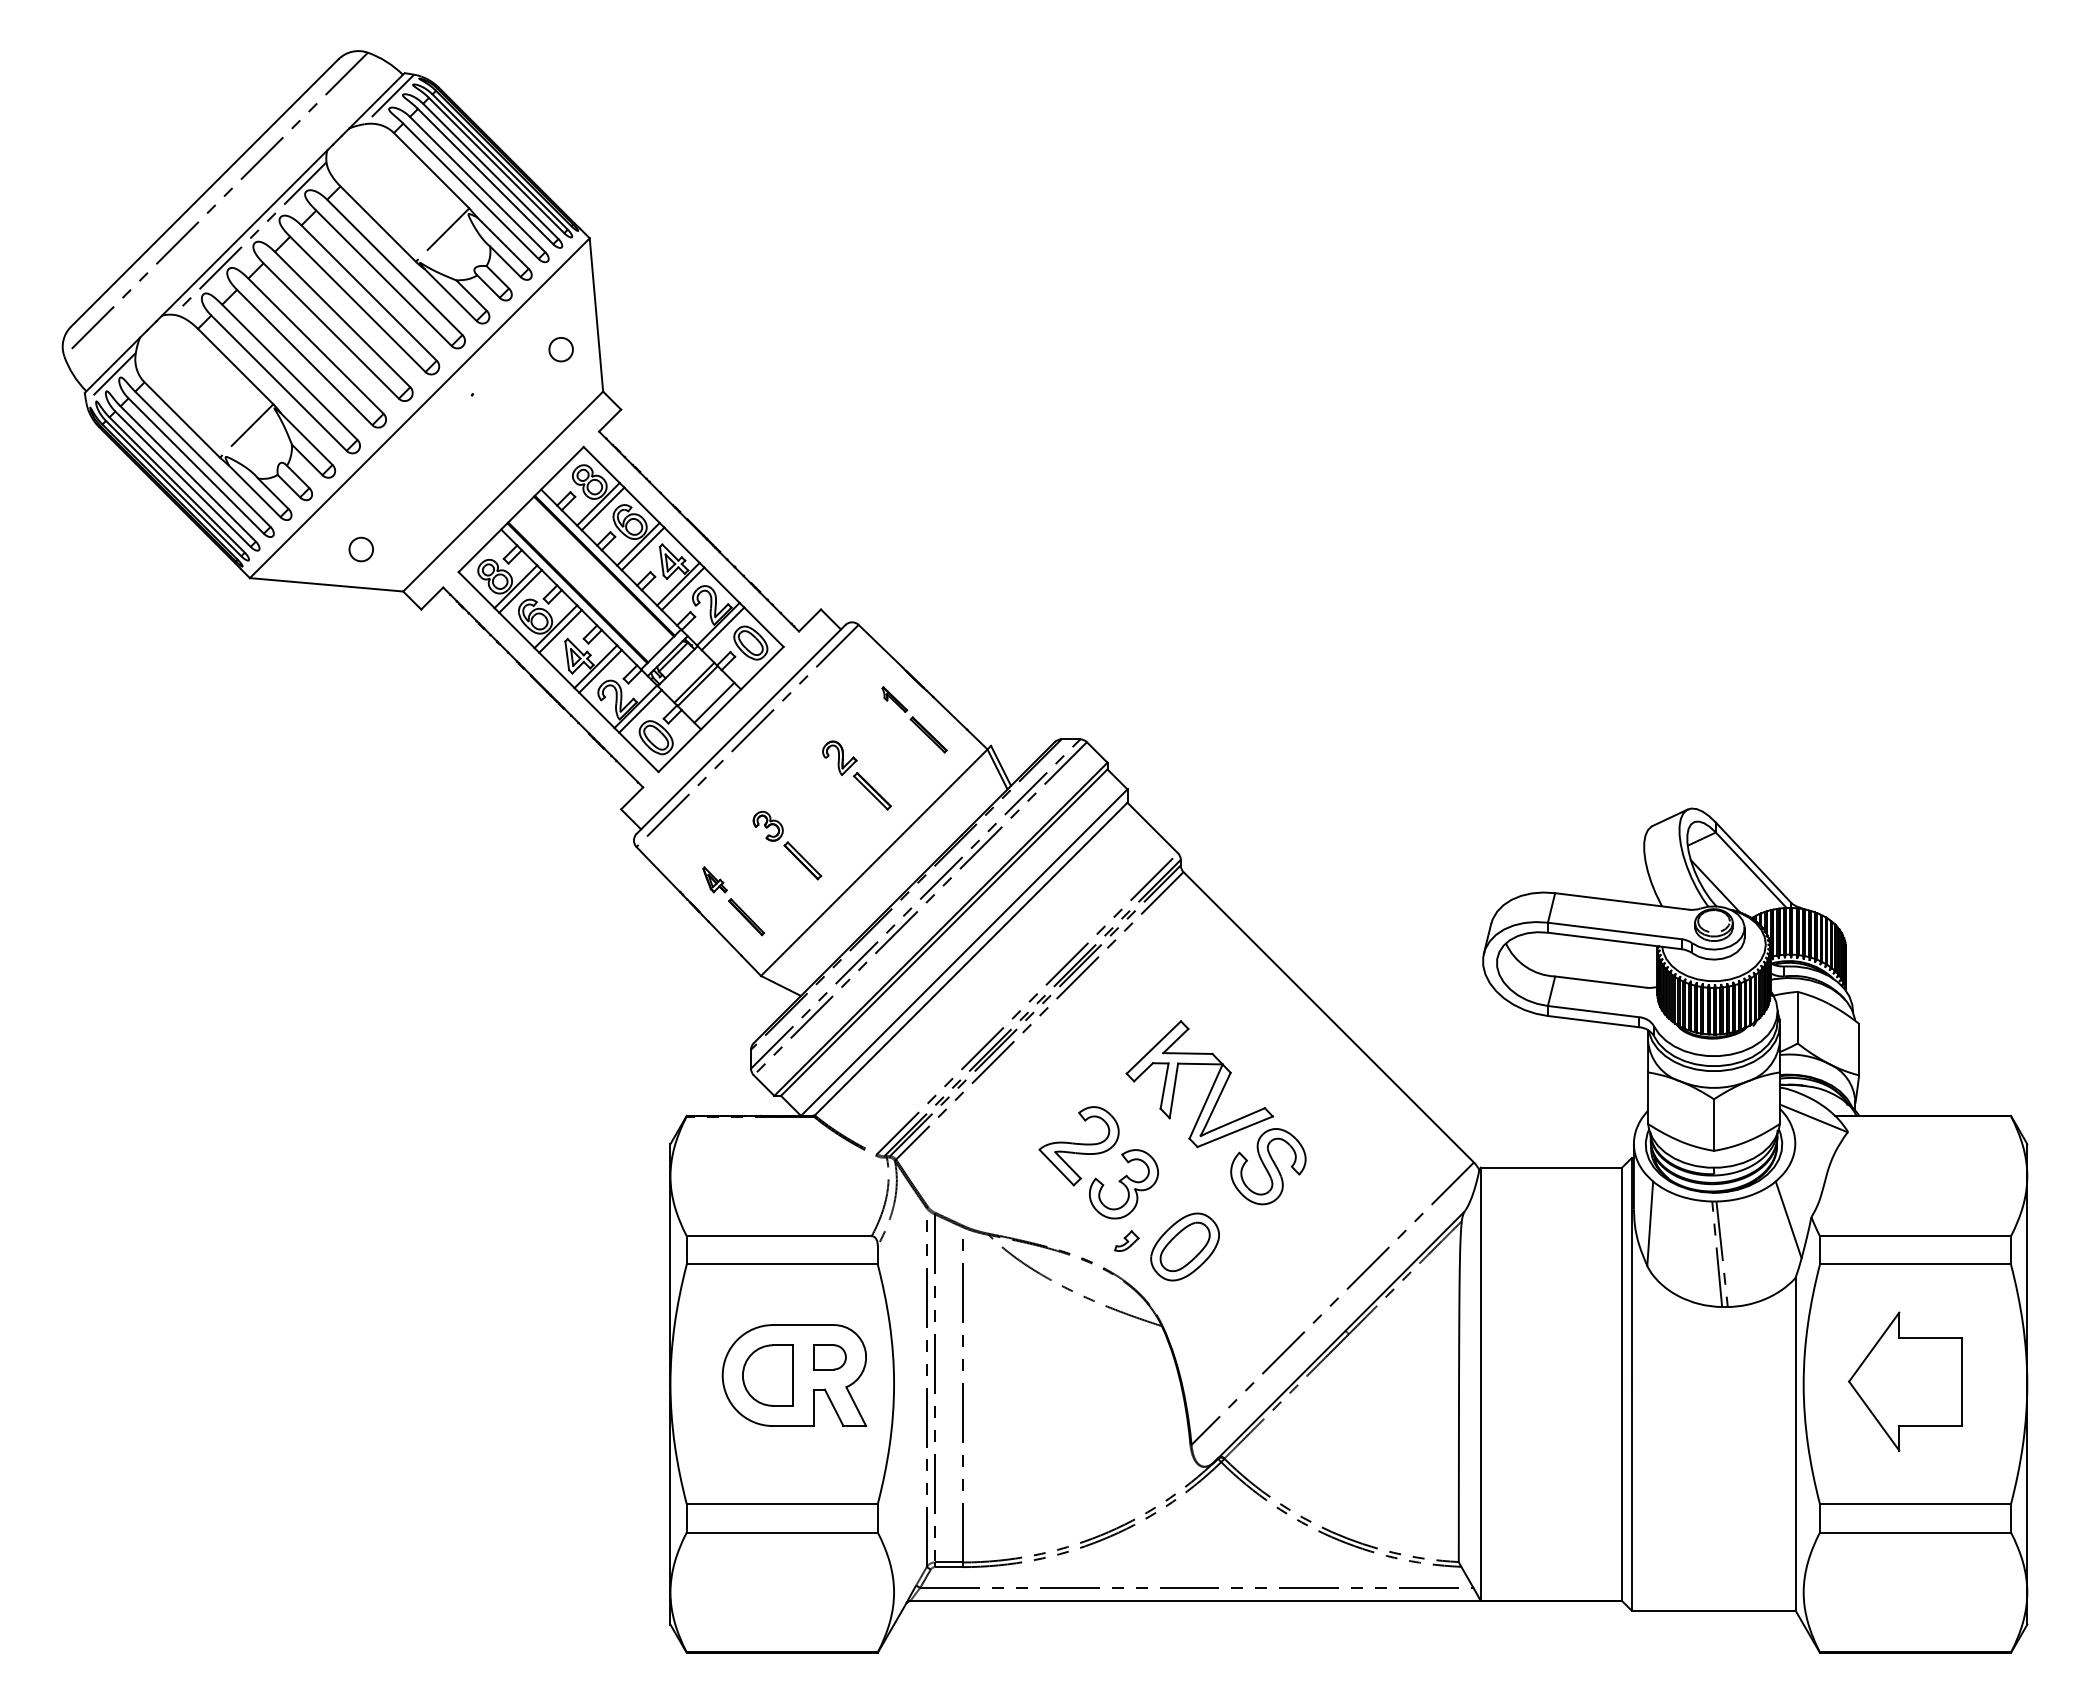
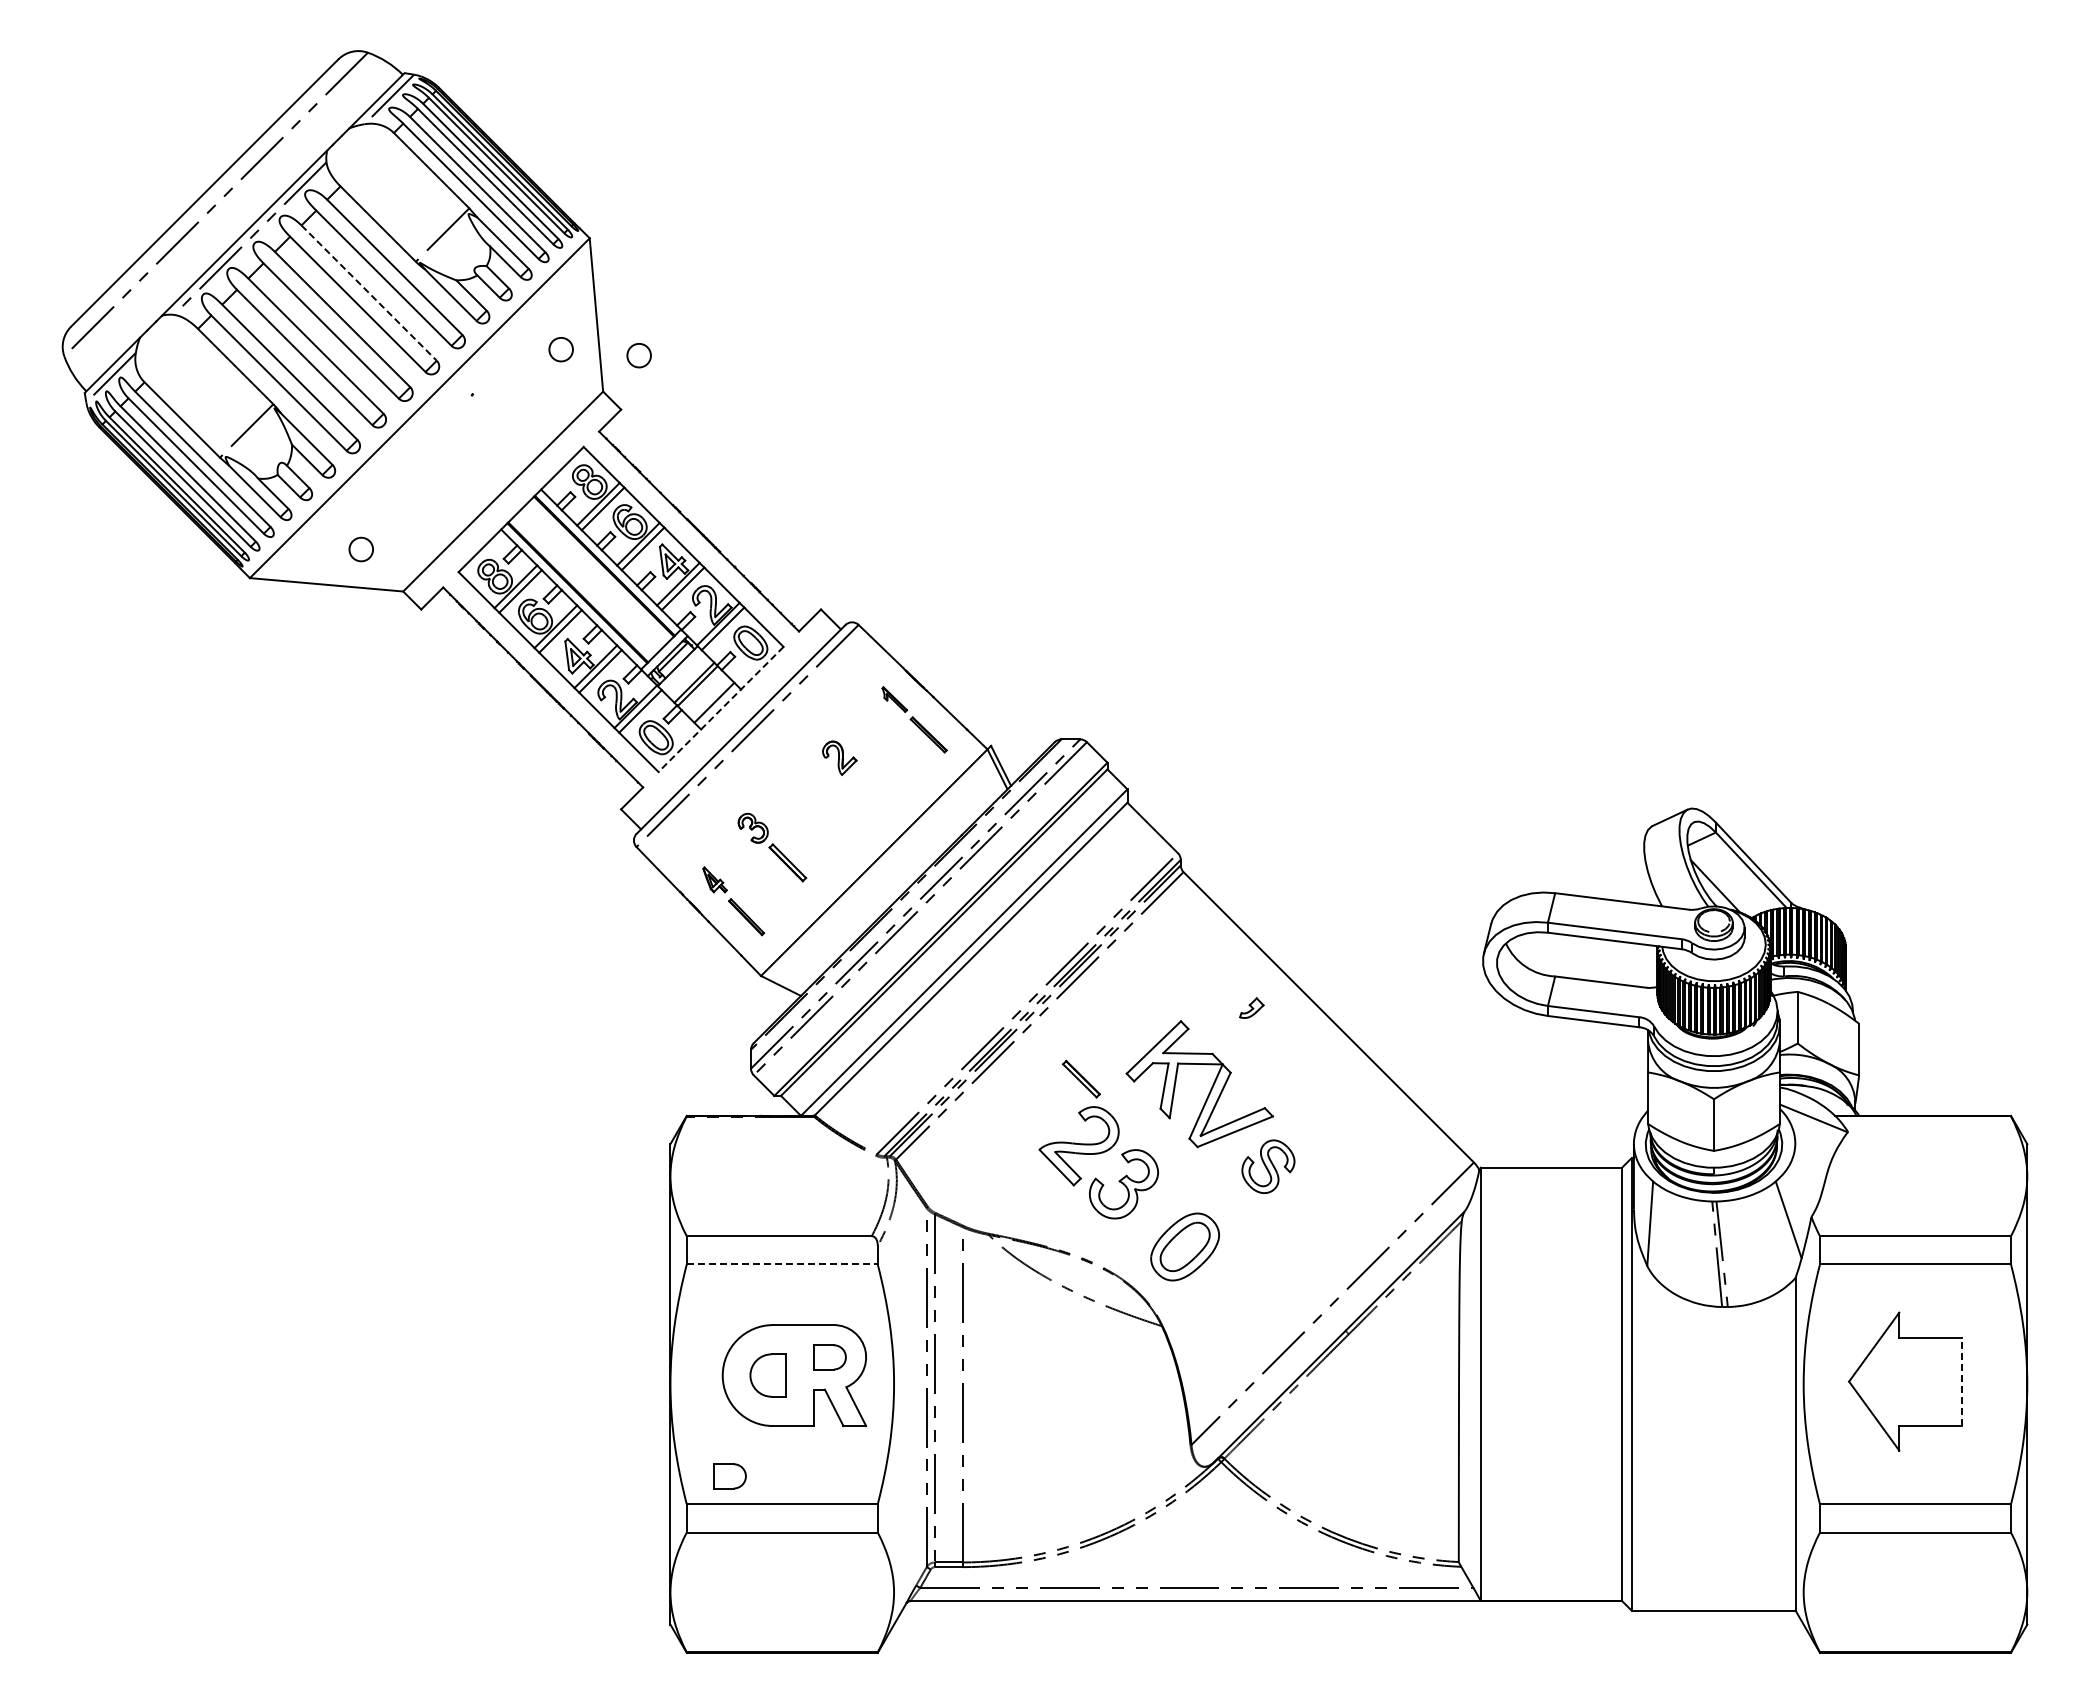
line: solid -> dashed (369, 293)
part: none -> present (638, 355)
line: solid -> dashed (720, 709)
part position: (872, 790) -> (1081, 1078) (1081, 1078)
part position: (787, 845) -> (772, 847) (772, 847)
part size: 77x78 px -> 55x55 px (1268, 1166)
part position: (1126, 1240) -> (1251, 1007) (1251, 1007)
line: solid -> dashed (782, 1264)
part size: 52x63 px -> 38x45 px (767, 1375)
line: solid -> dashed (1961, 1381)
part: none -> present (729, 1476)
